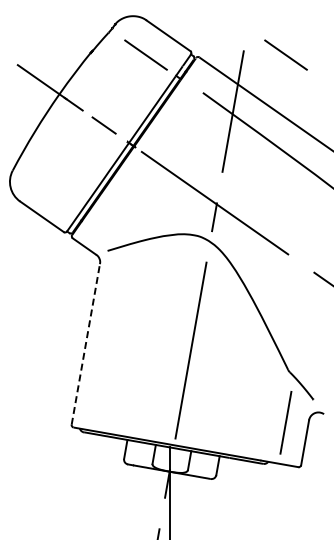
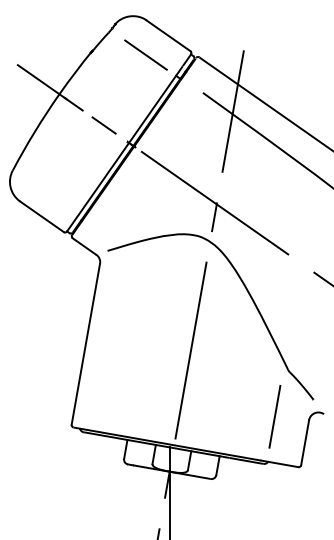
line: present -> none (285, 54)
line: dashed -> solid (85, 344)
line position: (285, 422) -> (274, 416) (274, 416)
